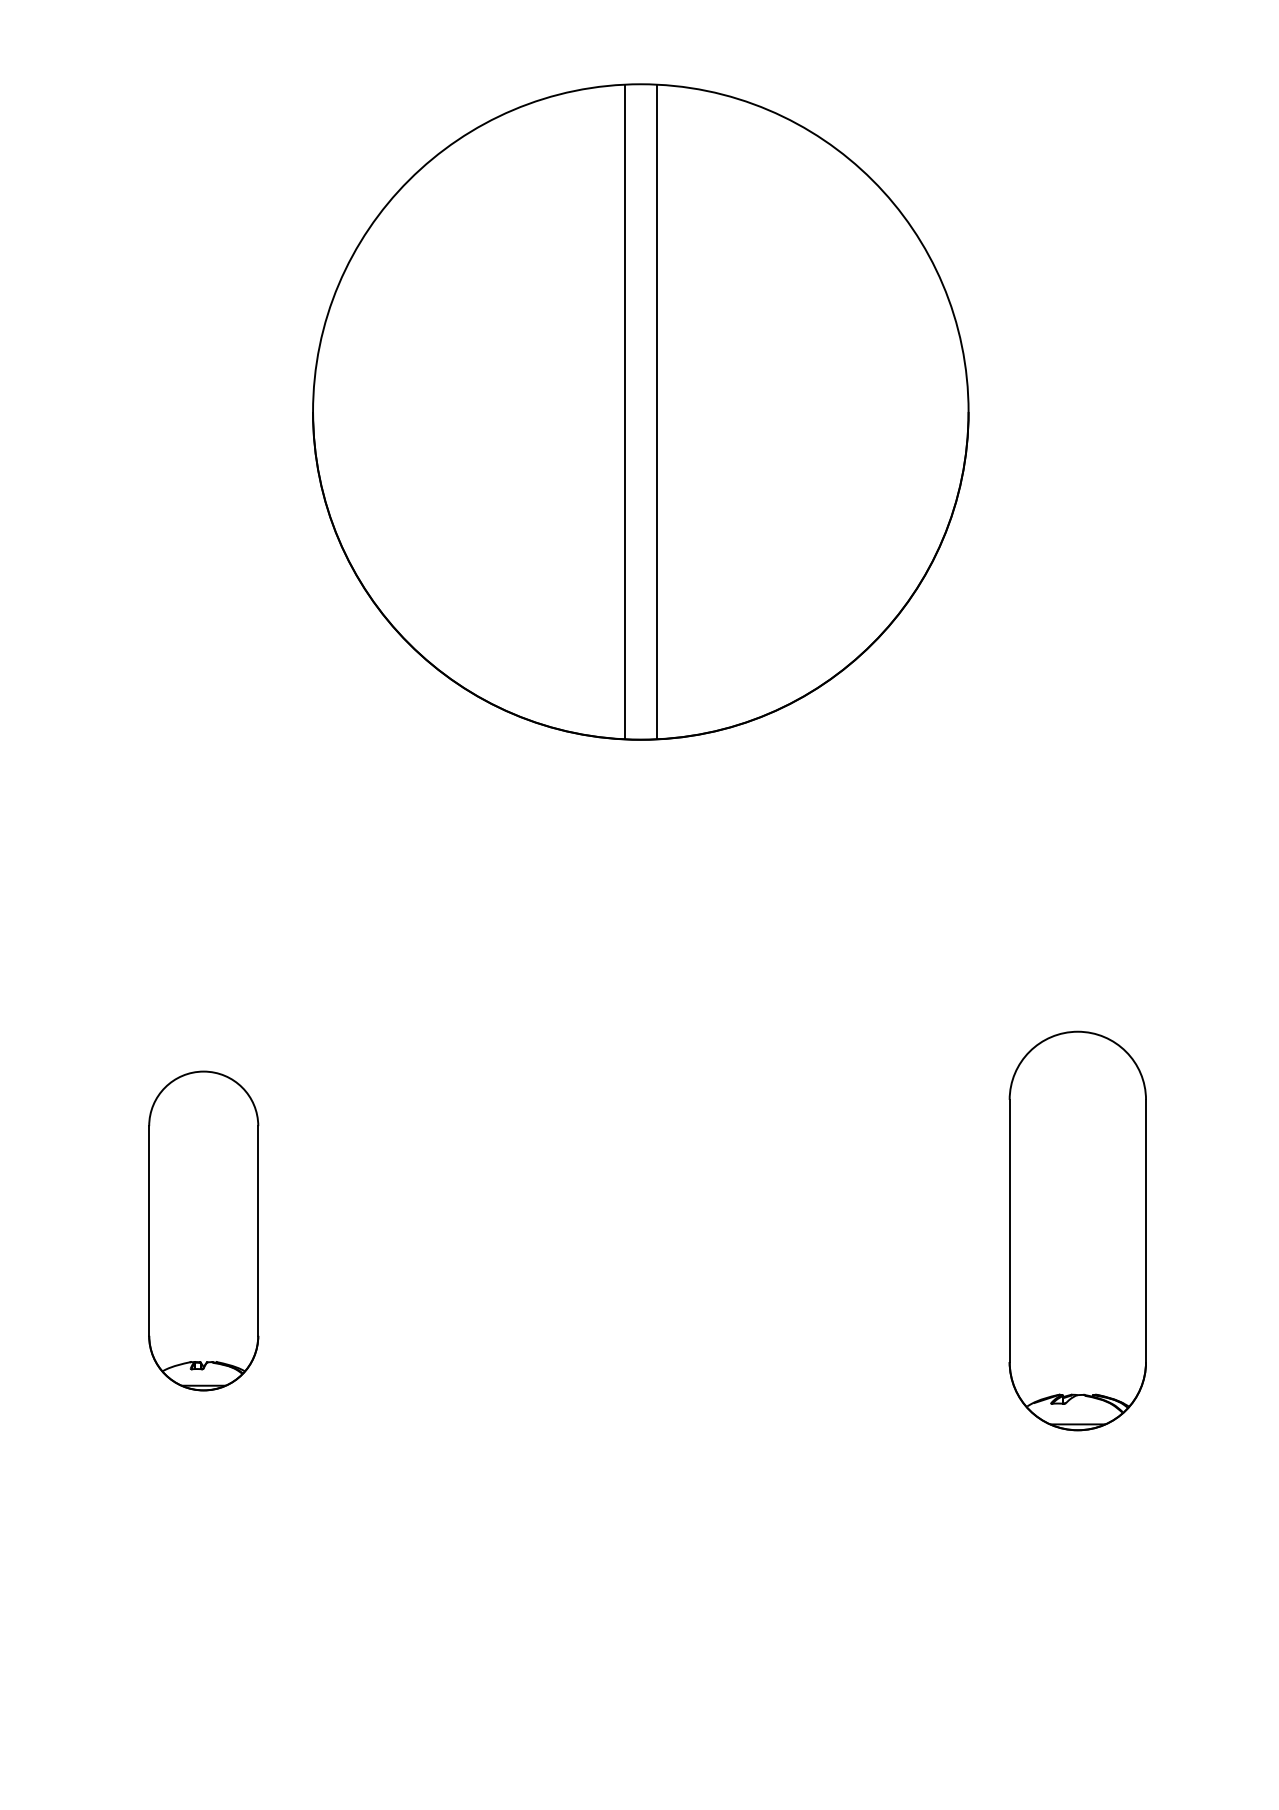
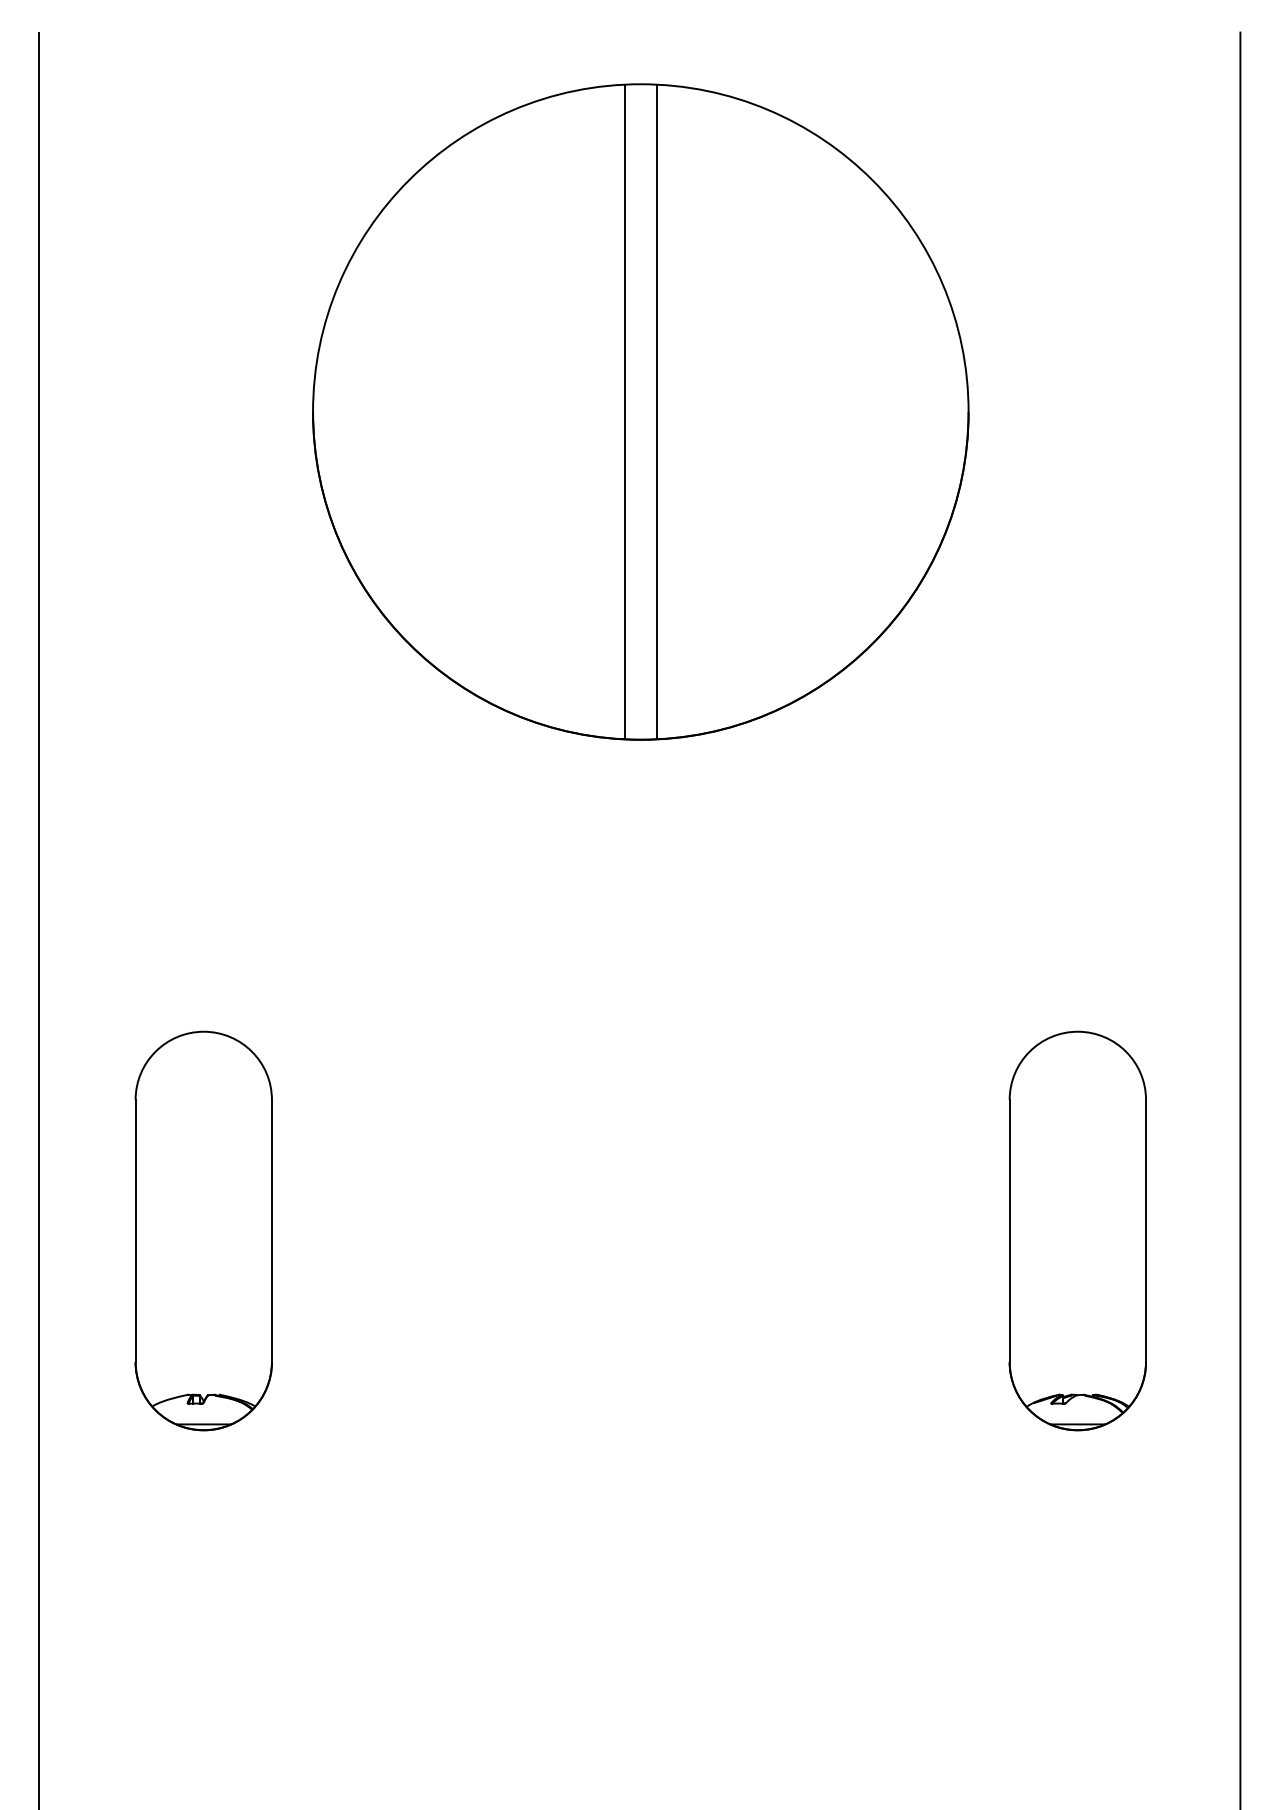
line: none -> present (38, 919)
line: none -> present (1240, 919)
part size: 112x322 px -> 139x402 px (203, 1230)
